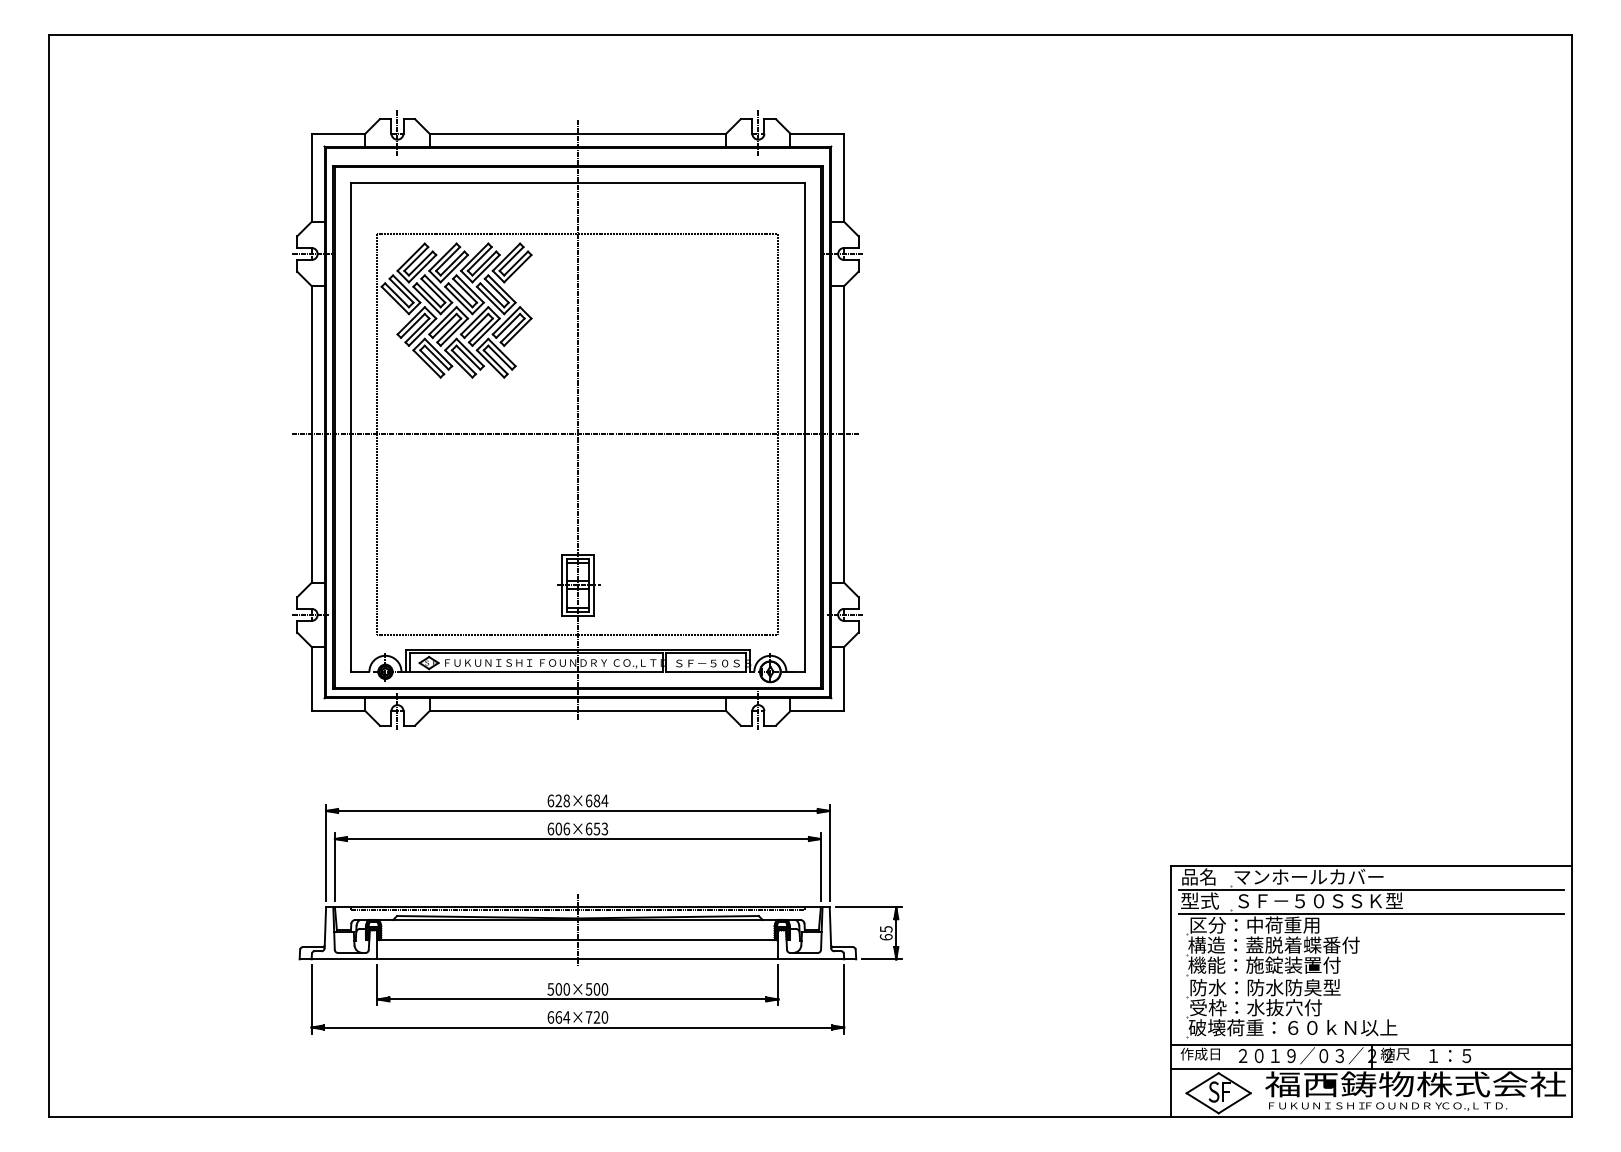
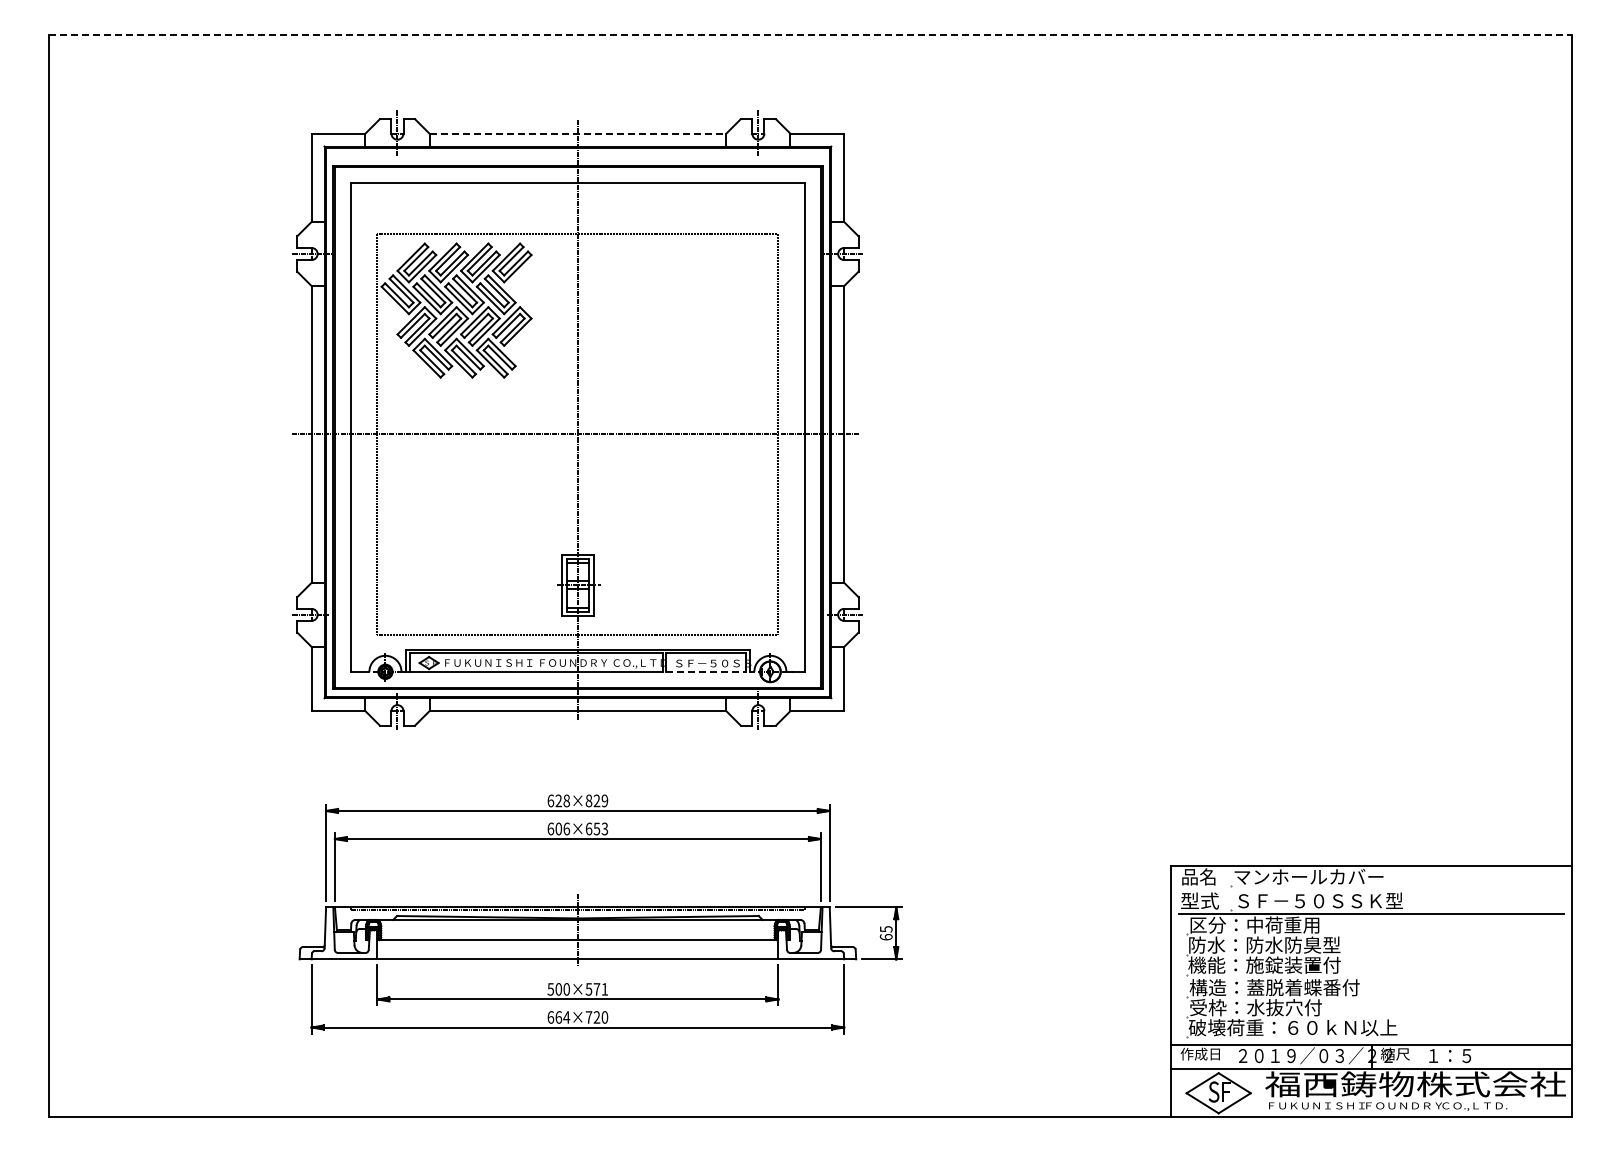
line: solid -> dashed (810, 34)
line: solid -> dashed (578, 133)
line: solid -> dashed (706, 671)
text: 628×684 -> 628×829 (596, 800)
line: present -> none (1371, 890)
text: 構造：蓋脱着蝶番付 -> 防水：防水防臭型 (1273, 944)
text: 防水：防水防臭型 -> 構造：蓋脱着蝶番付 (1274, 987)
text: 500×500 -> 500×571 (600, 989)
